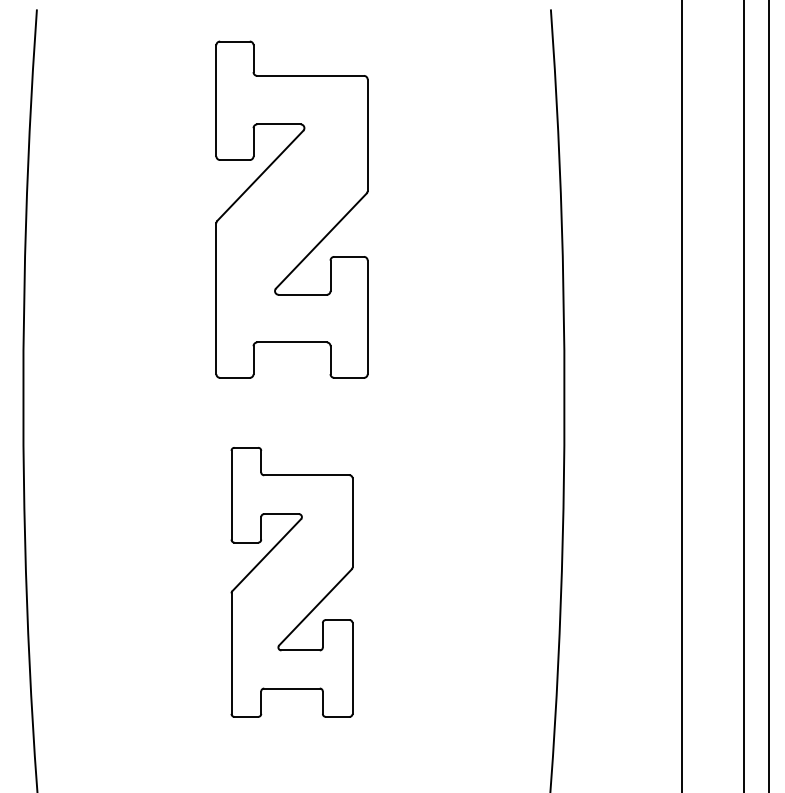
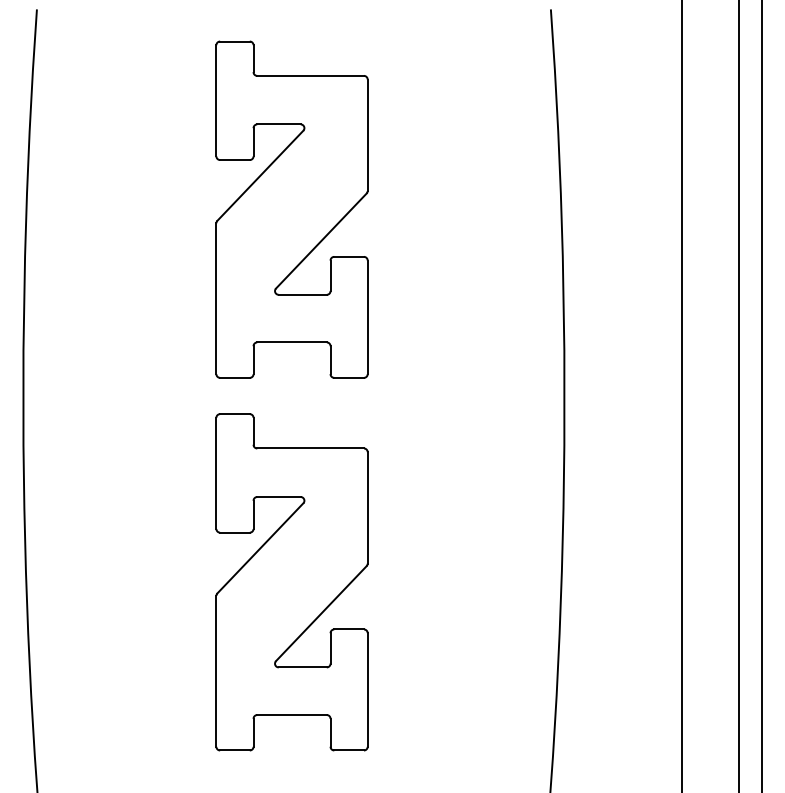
line position: (743, 395) -> (738, 395) (738, 395)
line position: (768, 395) -> (761, 395) (761, 395)
part size: 124x271 px -> 154x339 px (291, 582)
